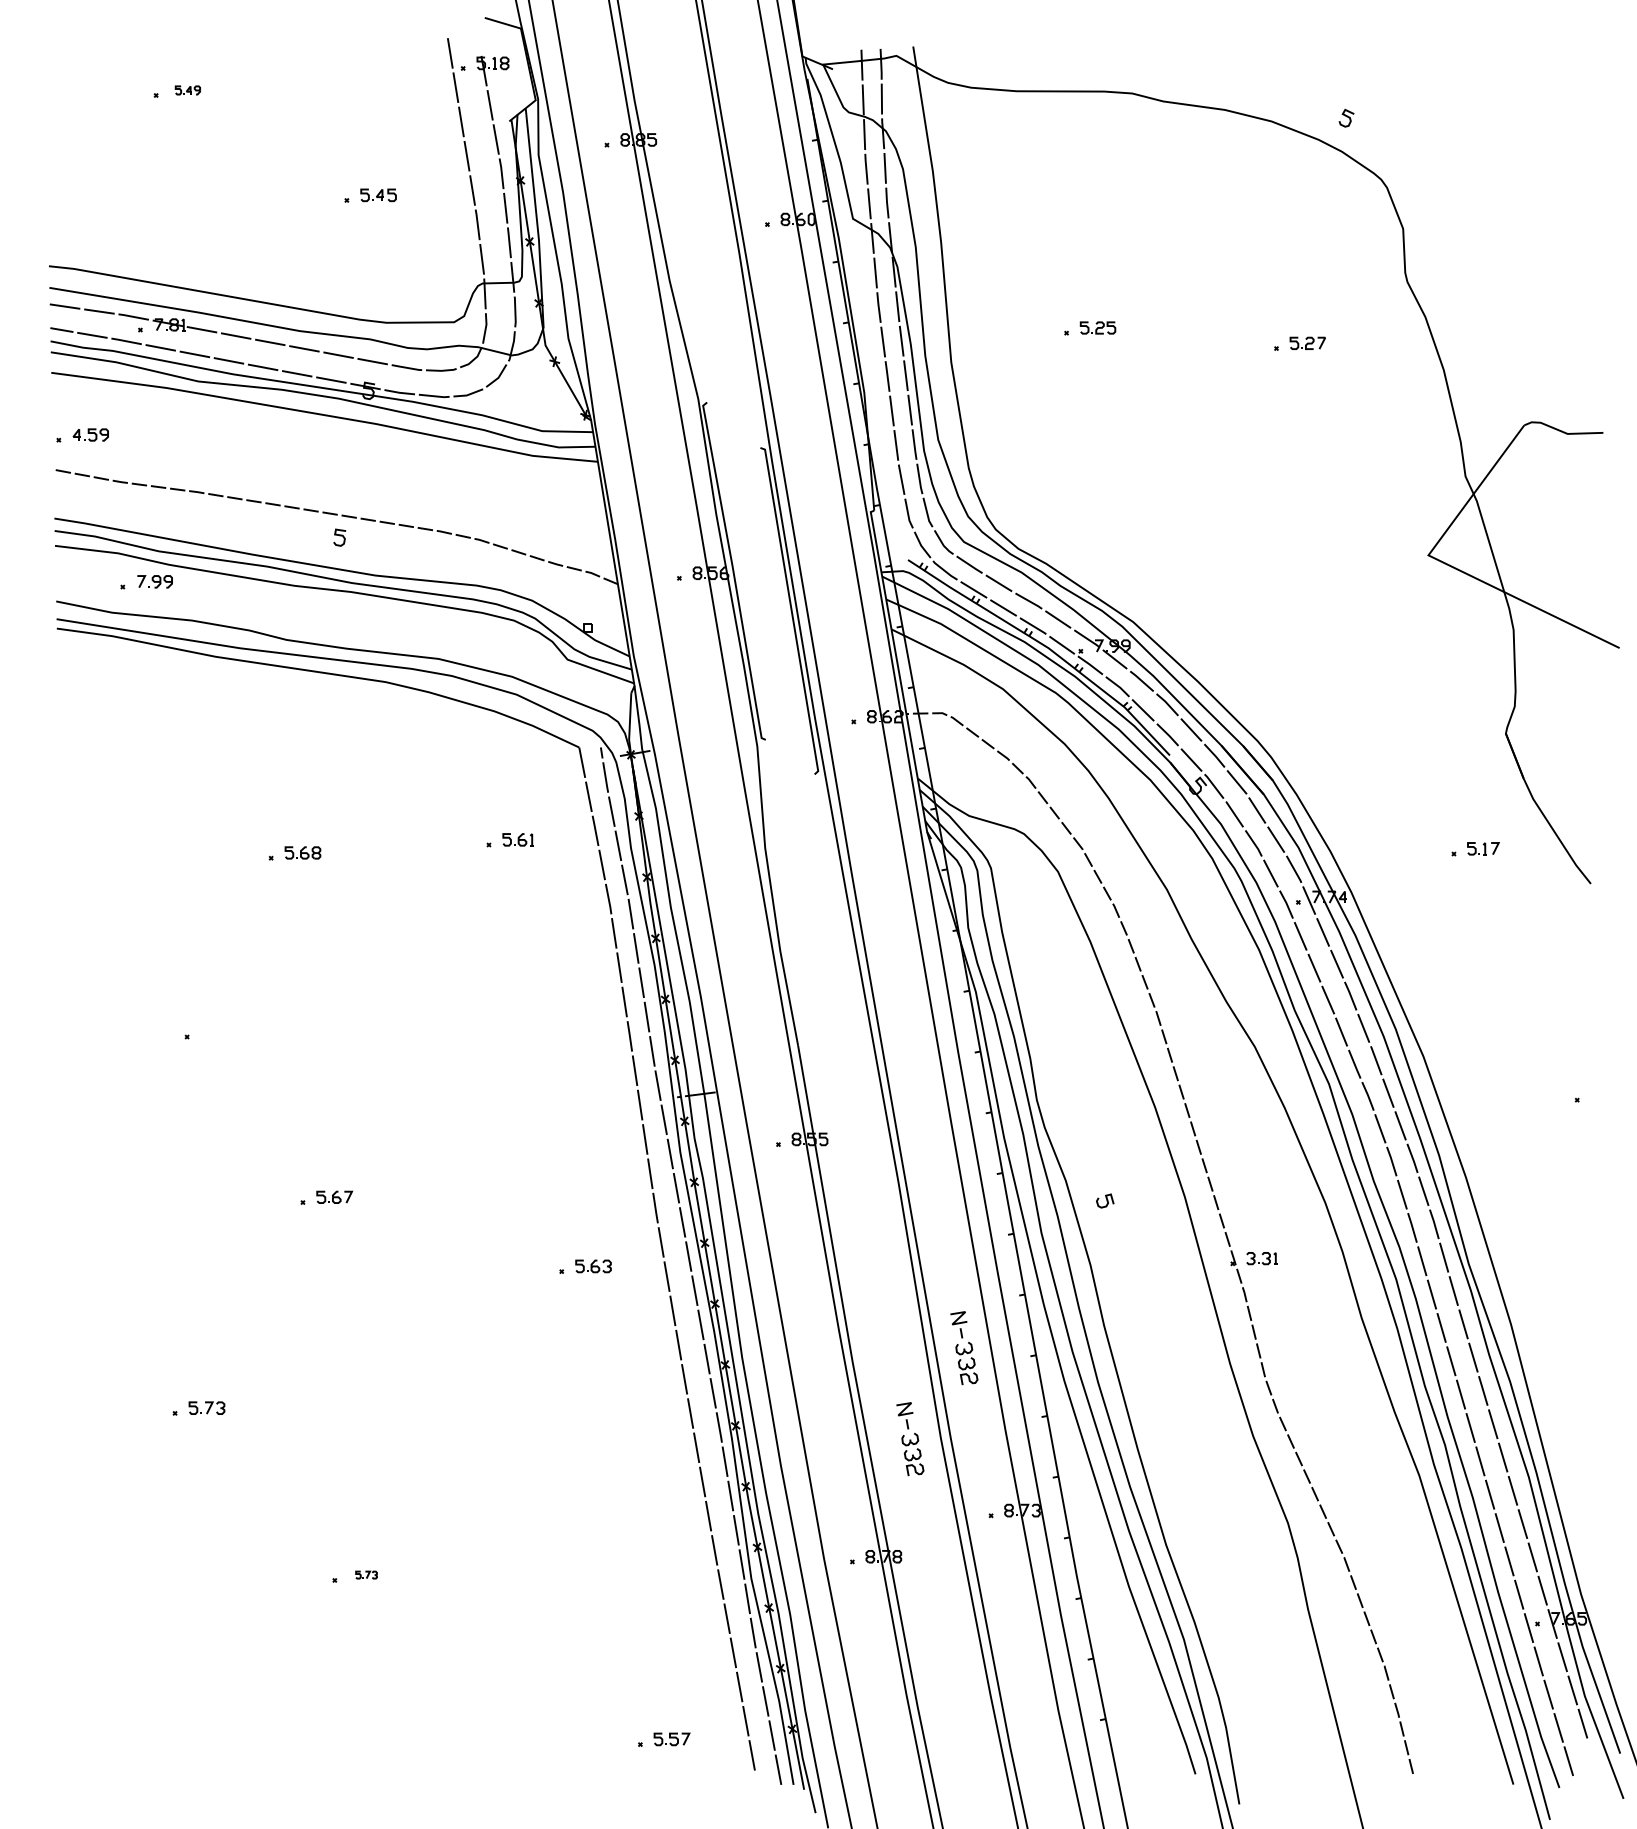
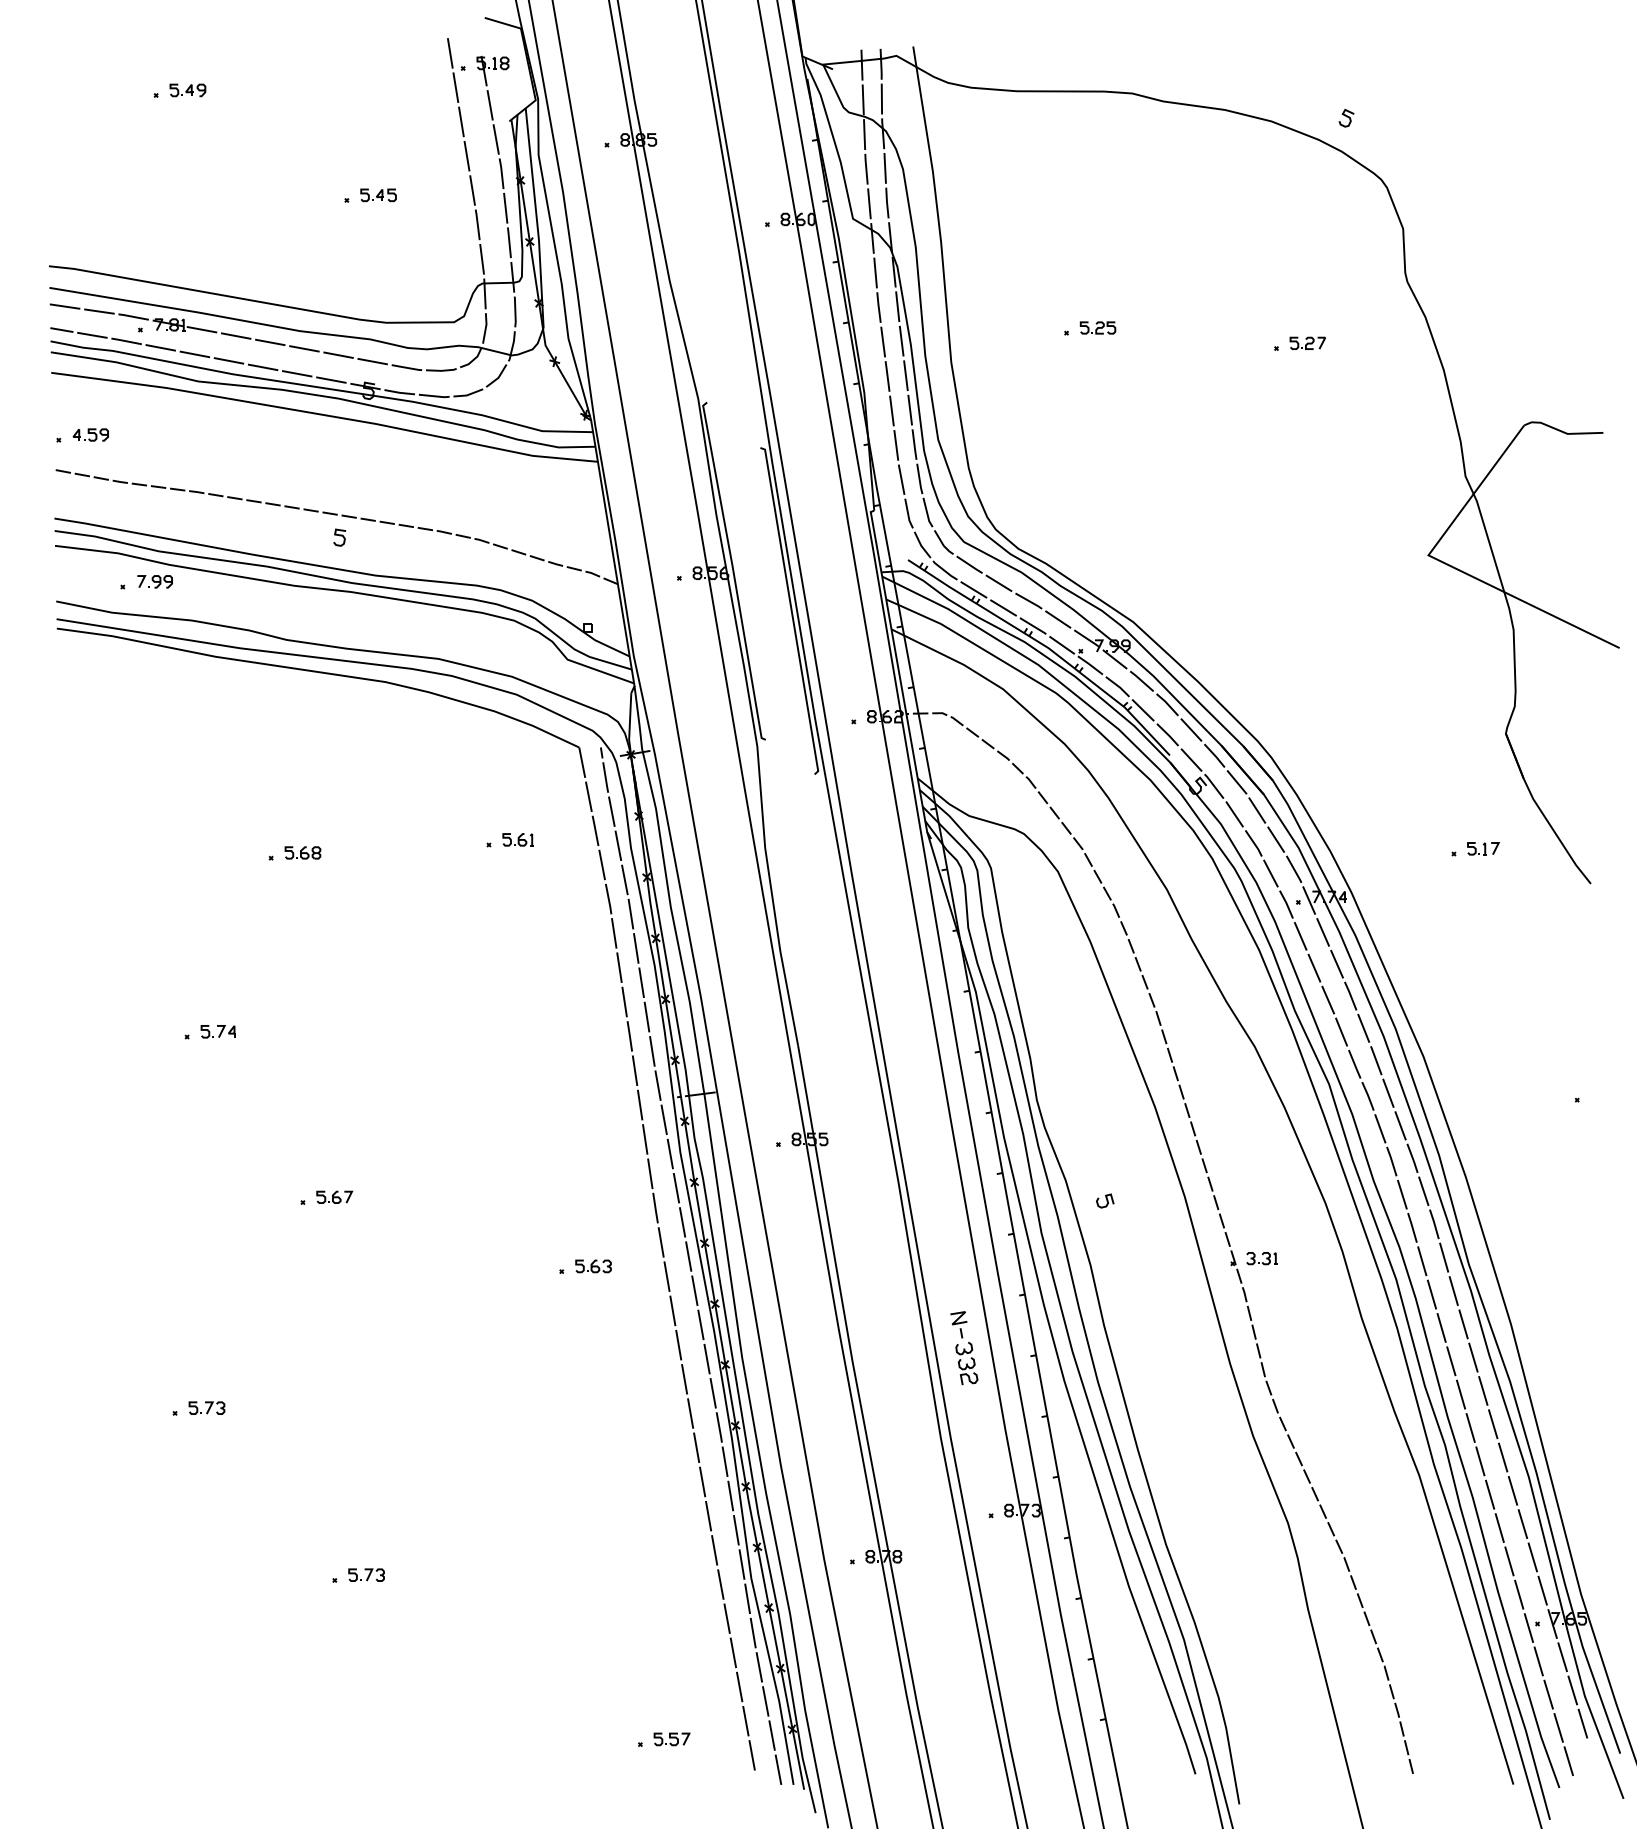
part size: 27x11 px -> 38x15 px (187, 90)
part: none -> present (217, 1031)
part: present -> none (910, 1439)
part size: 23x10 px -> 37x14 px (366, 1574)
